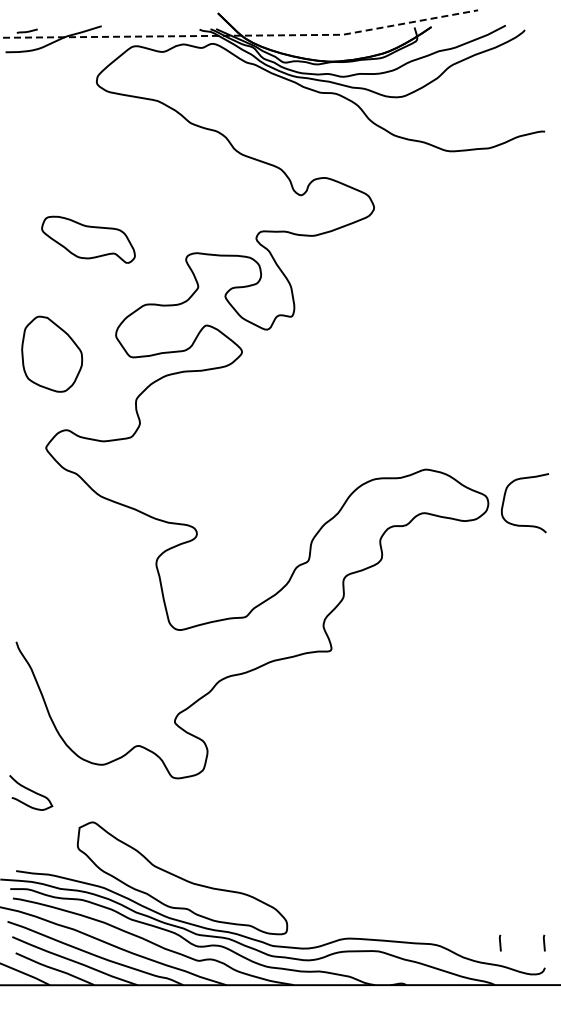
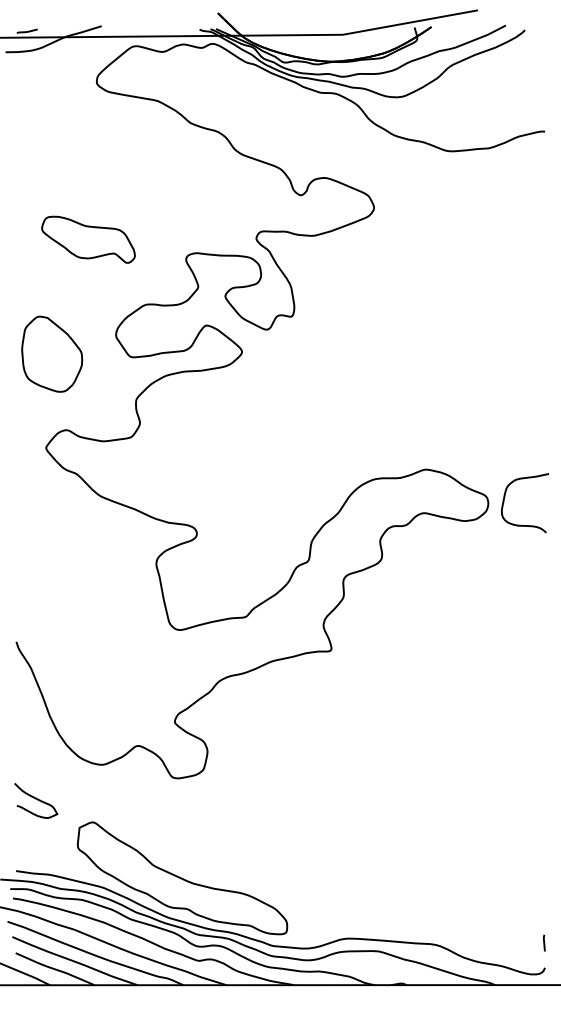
line: dashed -> solid (241, 35)
curve position: (31, 791) -> (36, 799) (36, 799)
line: present -> none (500, 942)
